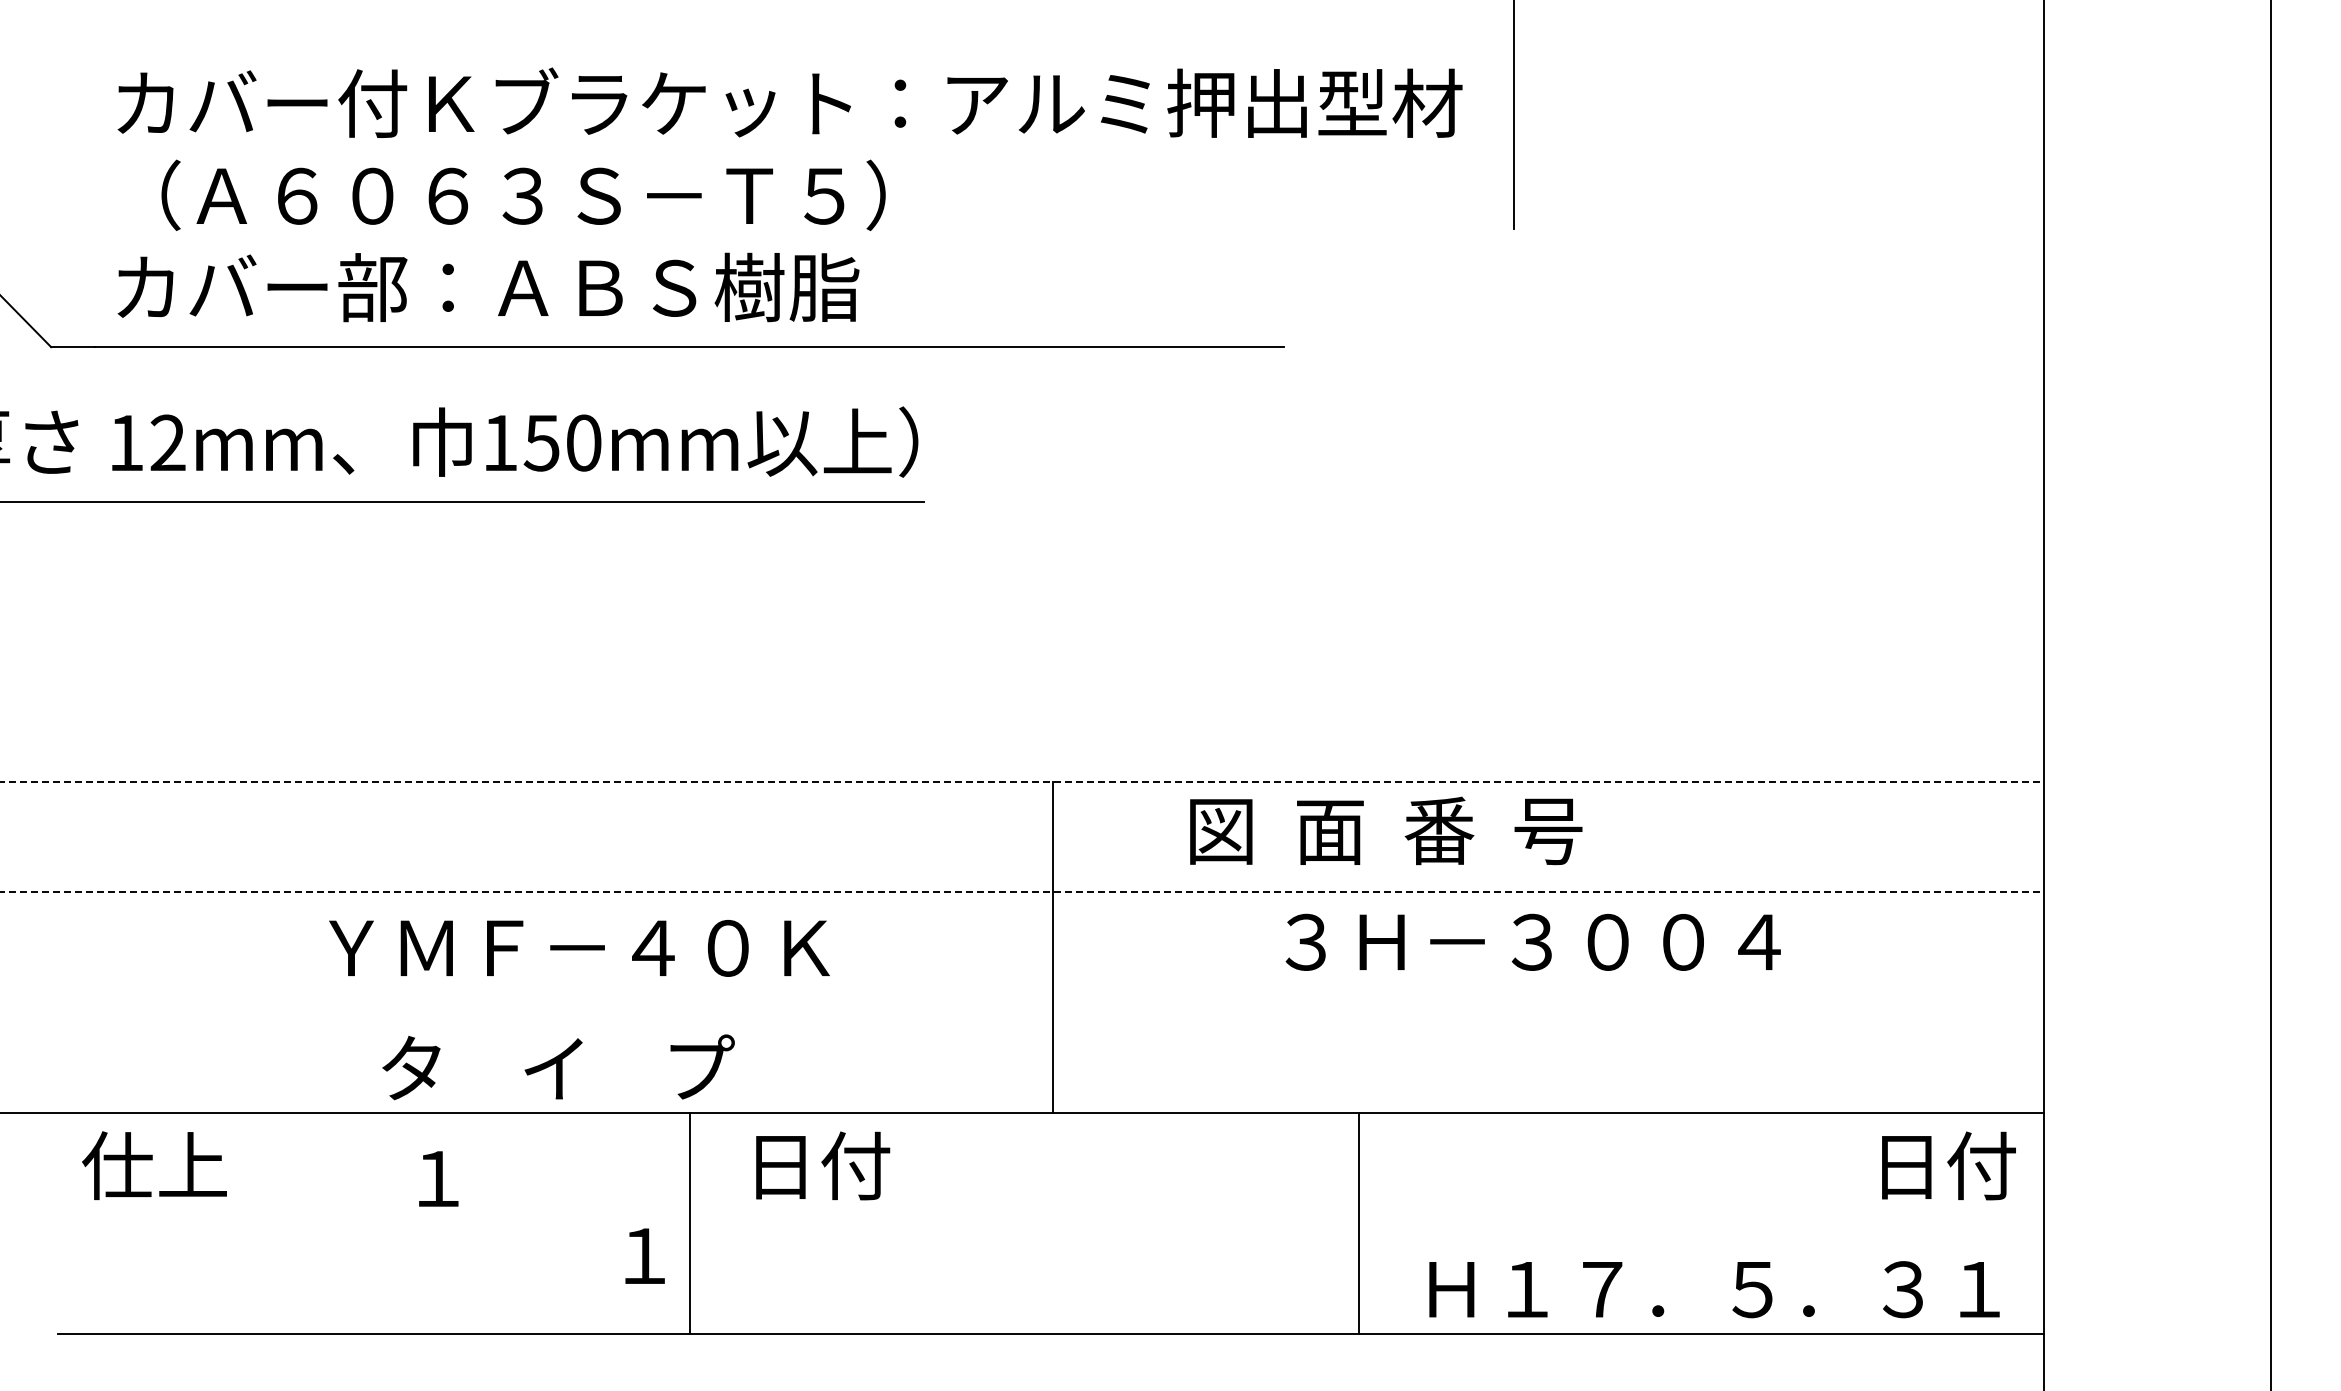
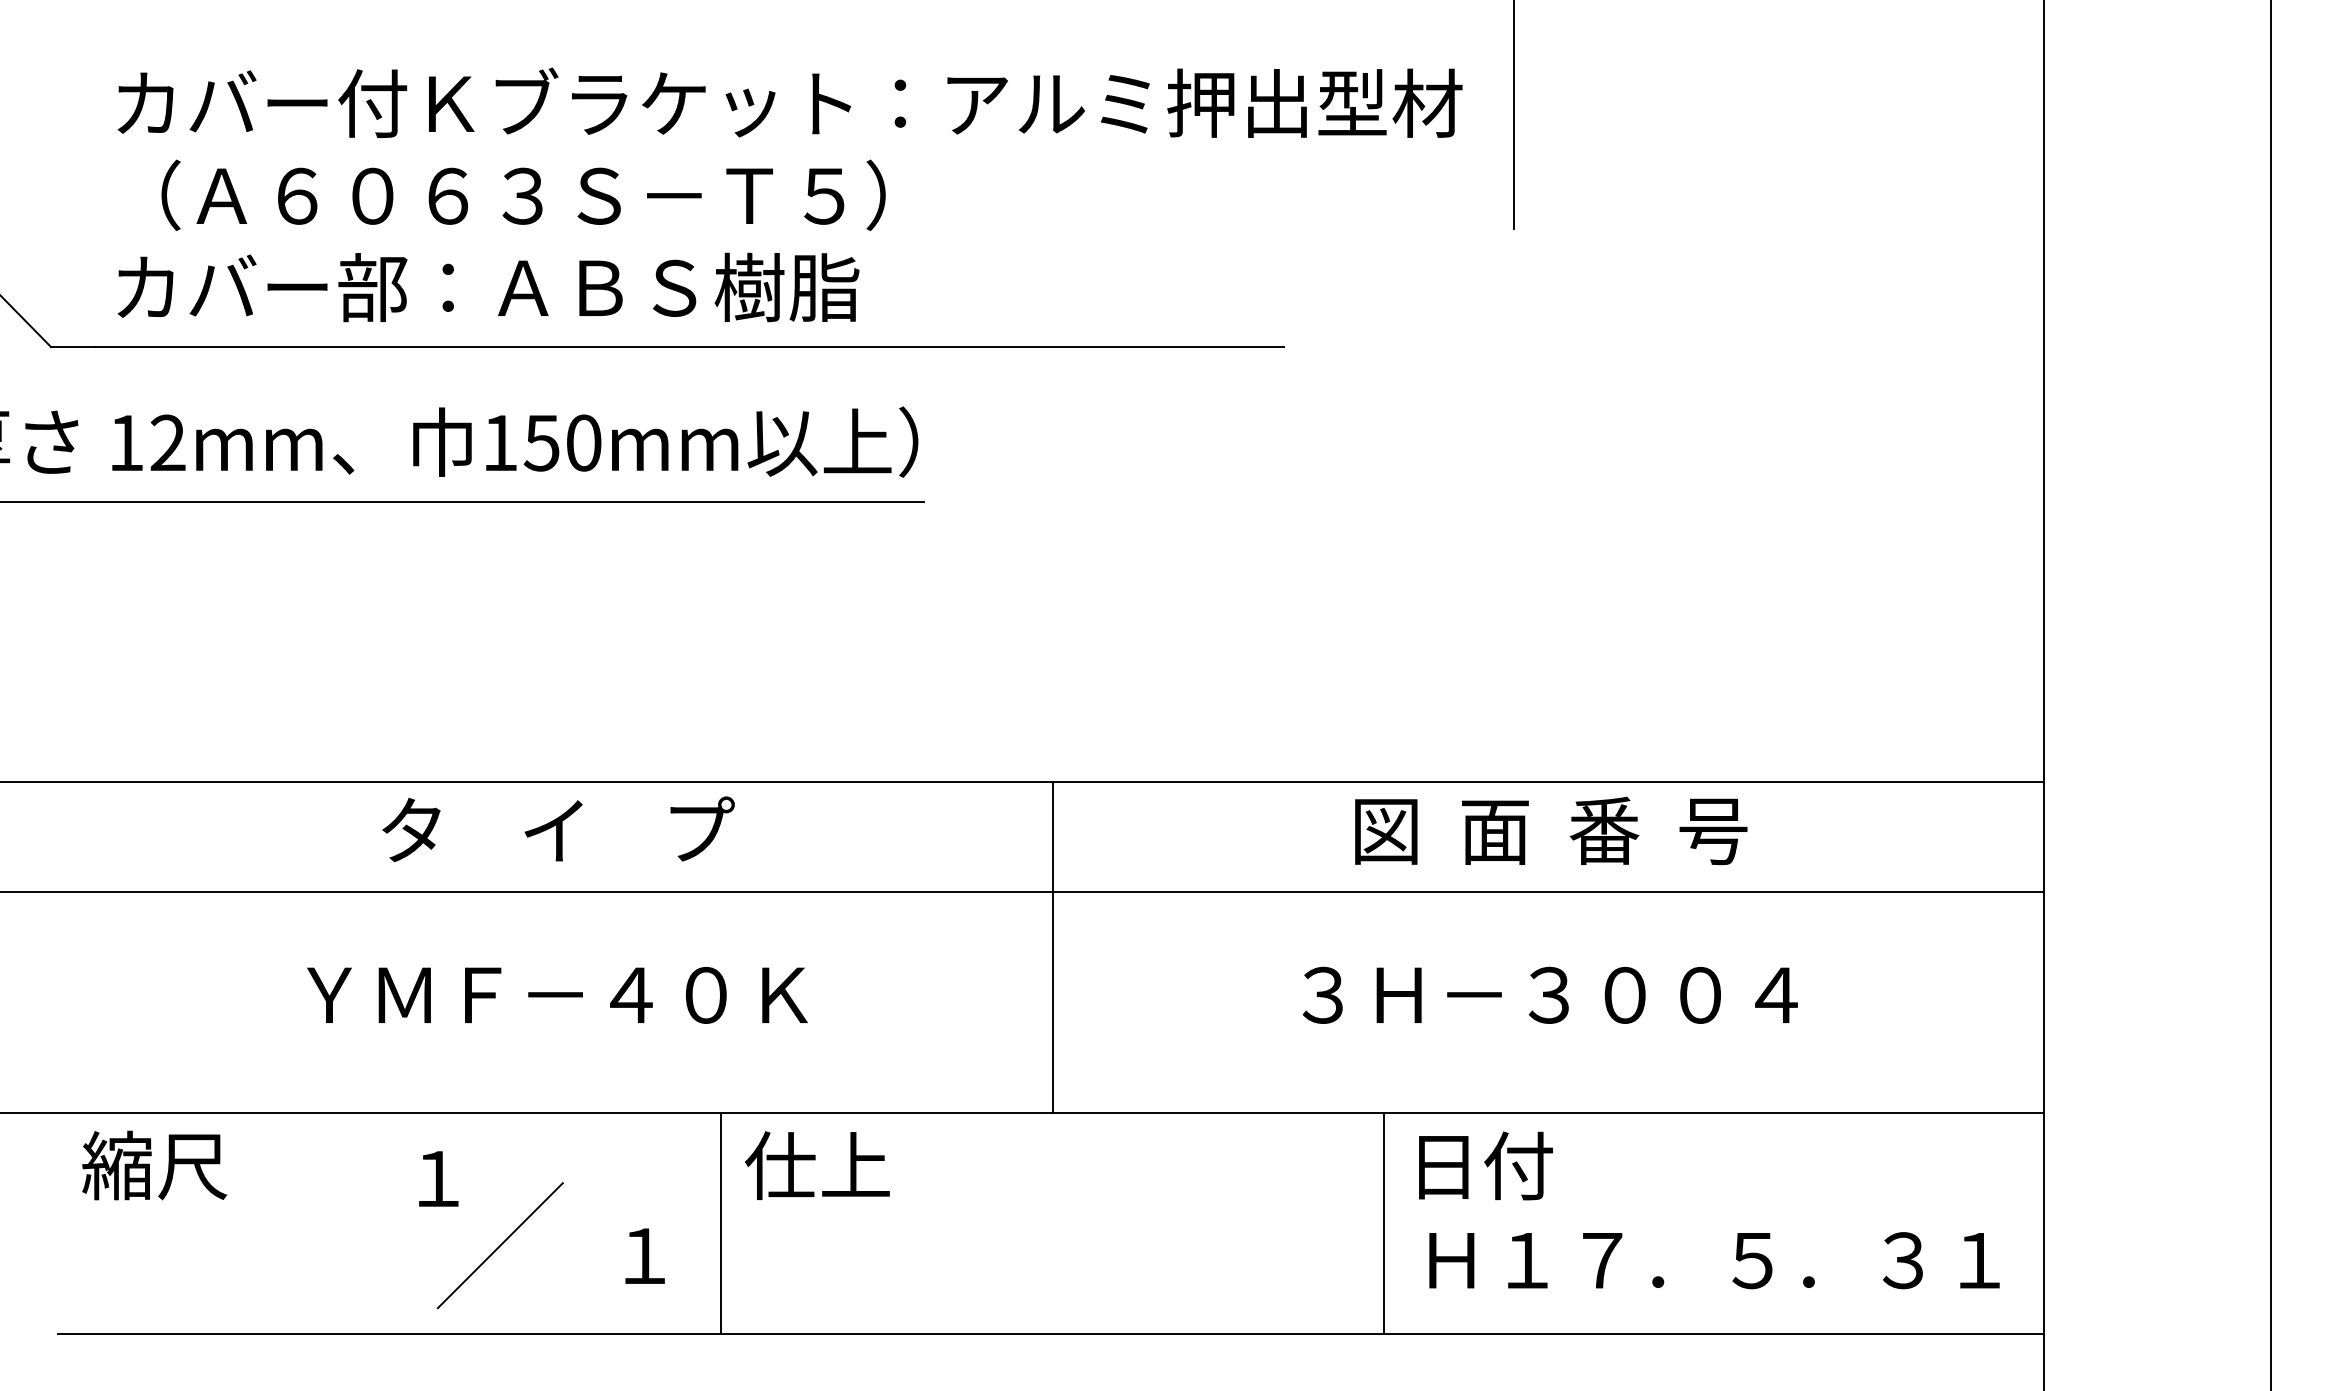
line: dashed -> solid (1022, 781)
text position: (1386, 830) -> (1551, 830) (1551, 830)
line: dashed -> solid (1022, 892)
text position: (1532, 941) -> (1549, 994) (1549, 994)
text position: (579, 948) -> (557, 995) (557, 995)
text position: (558, 1067) -> (558, 829) (558, 829)
text: 仕上 -> 縮尺 (154, 1165)
text: 日付 -> 仕上 (817, 1165)
text position: (1948, 1165) -> (1485, 1165) (1485, 1165)
line position: (690, 1223) -> (721, 1223) (721, 1223)
line position: (1359, 1223) -> (1384, 1223) (1384, 1223)
line: none -> present (499, 1245)
text position: (1714, 1289) -> (1714, 1260) (1714, 1260)
